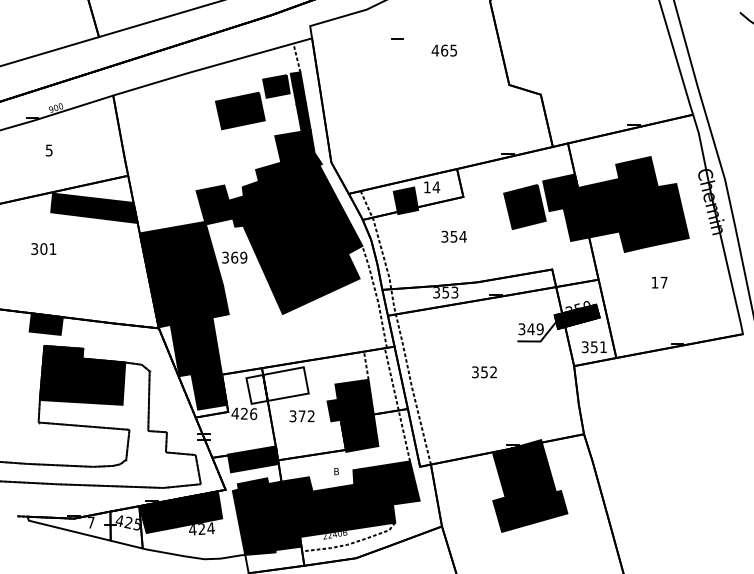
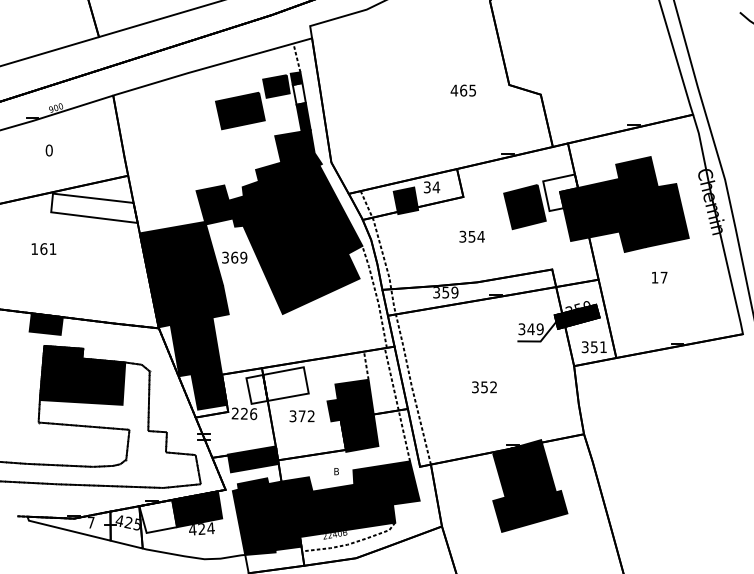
line: present -> none (397, 38)
text position: (443, 50) -> (462, 90) (462, 90)
fill: present -> none (298, 93)
text: 5 -> 0 (48, 150)
text: 14 -> 34 (426, 187)
fill: present -> none (560, 192)
fill: present -> none (94, 208)
text position: (453, 236) -> (471, 236) (471, 236)
text: 301 -> 161 (39, 249)
text position: (659, 282) -> (659, 277) (659, 277)
text: 353 -> 359 (454, 292)
text position: (484, 372) -> (484, 387) (484, 387)
text: 426 -> 226 (234, 413)
fill: present -> none (158, 515)
